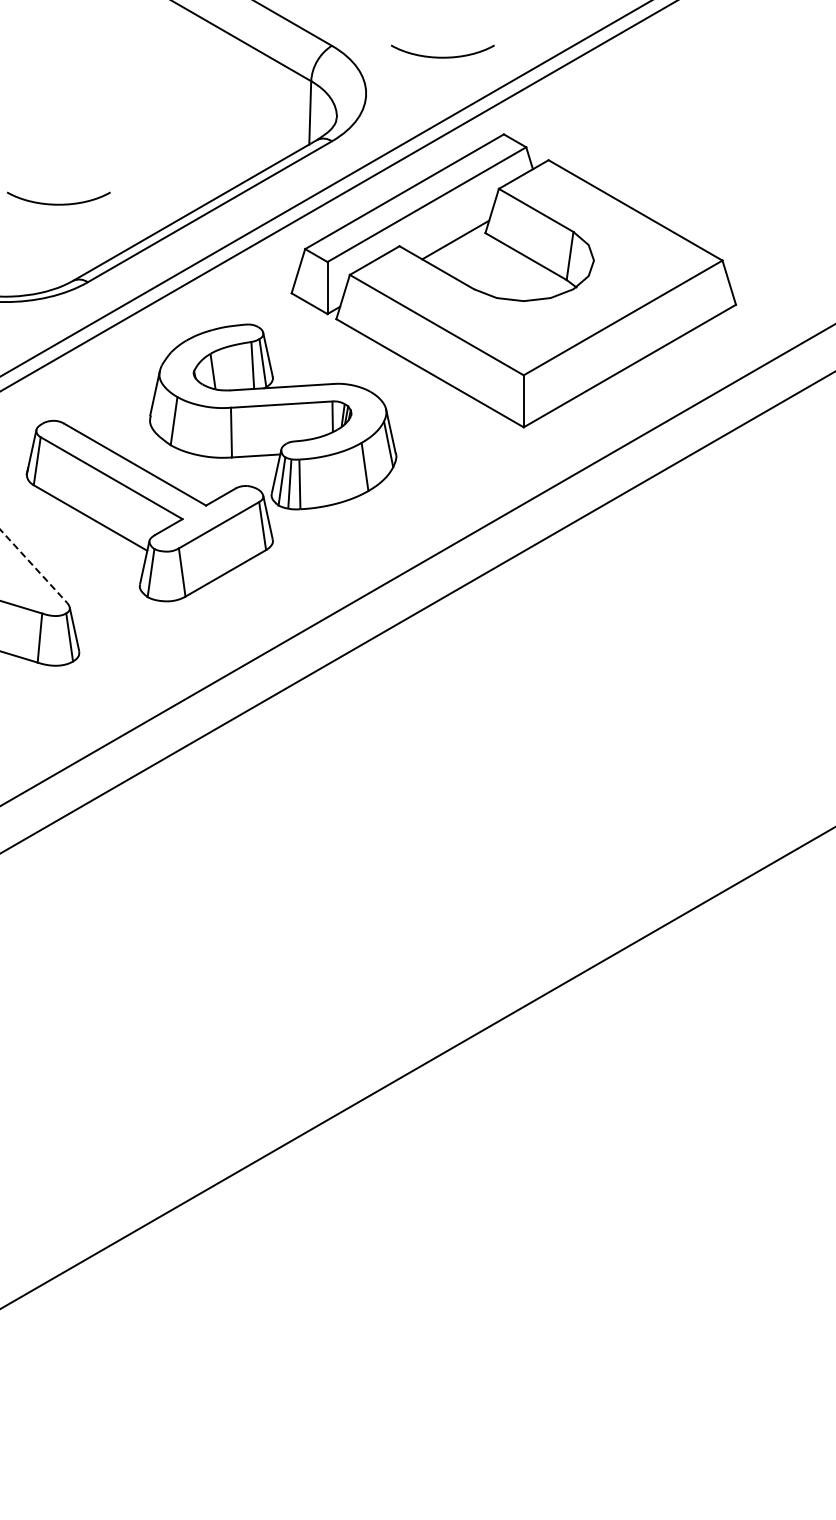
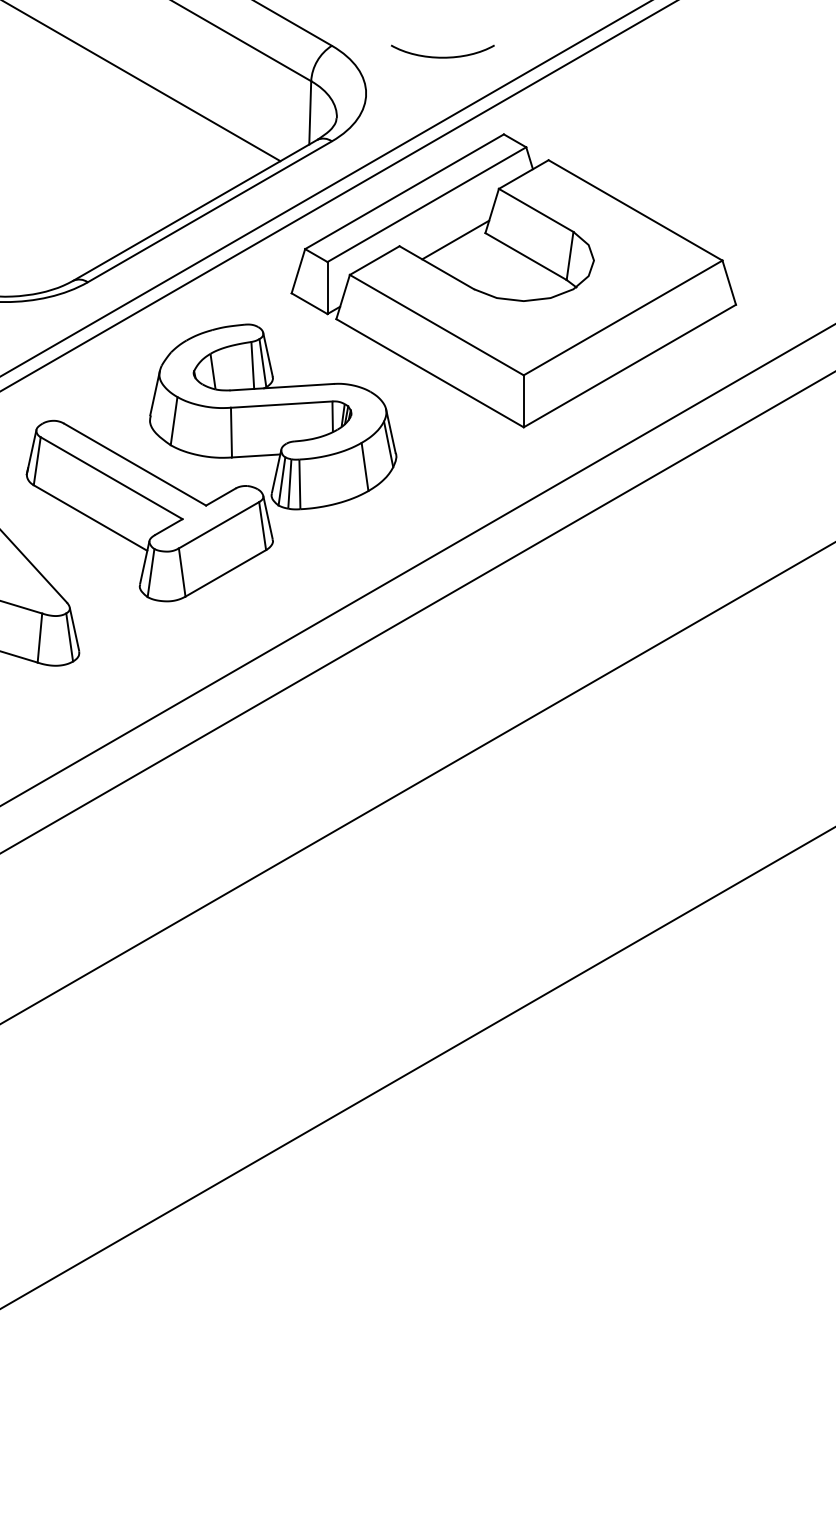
line: none -> present (142, 81)
curve: present -> none (58, 203)
line: dashed -> solid (34, 566)
line: none -> present (417, 782)
